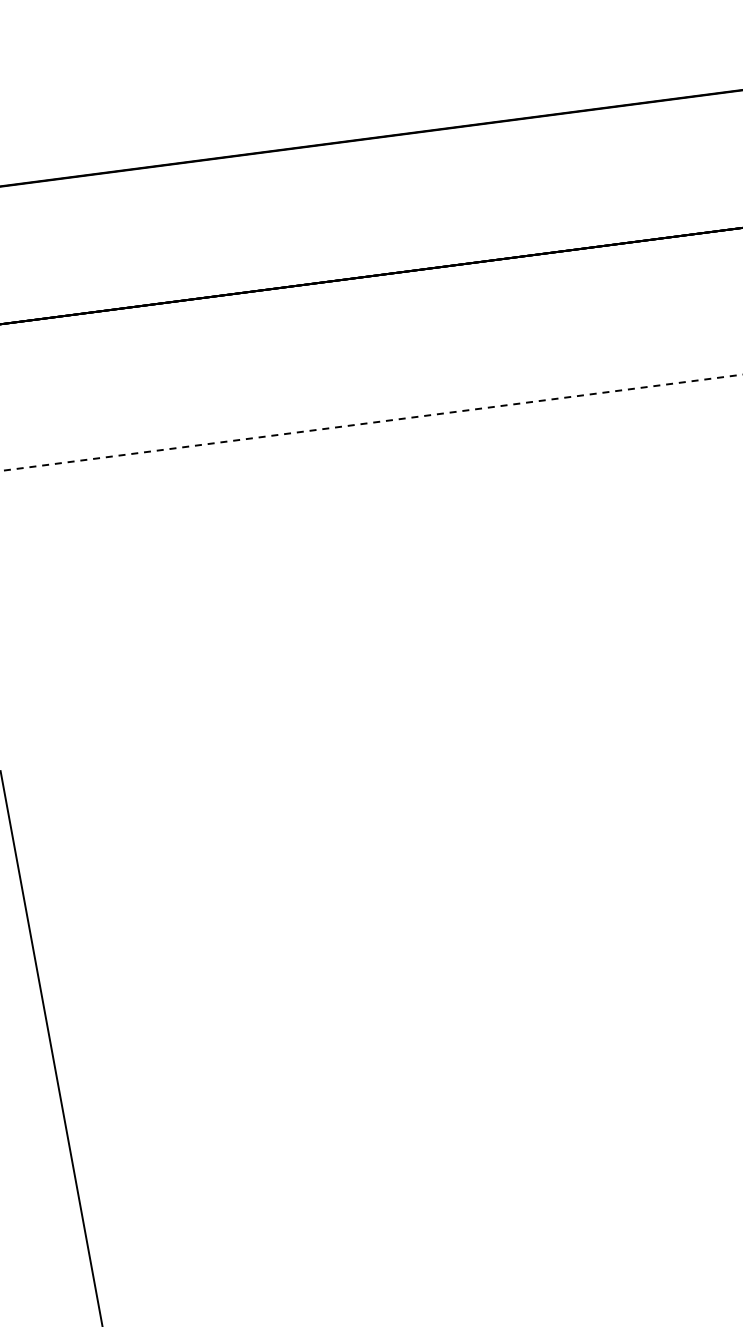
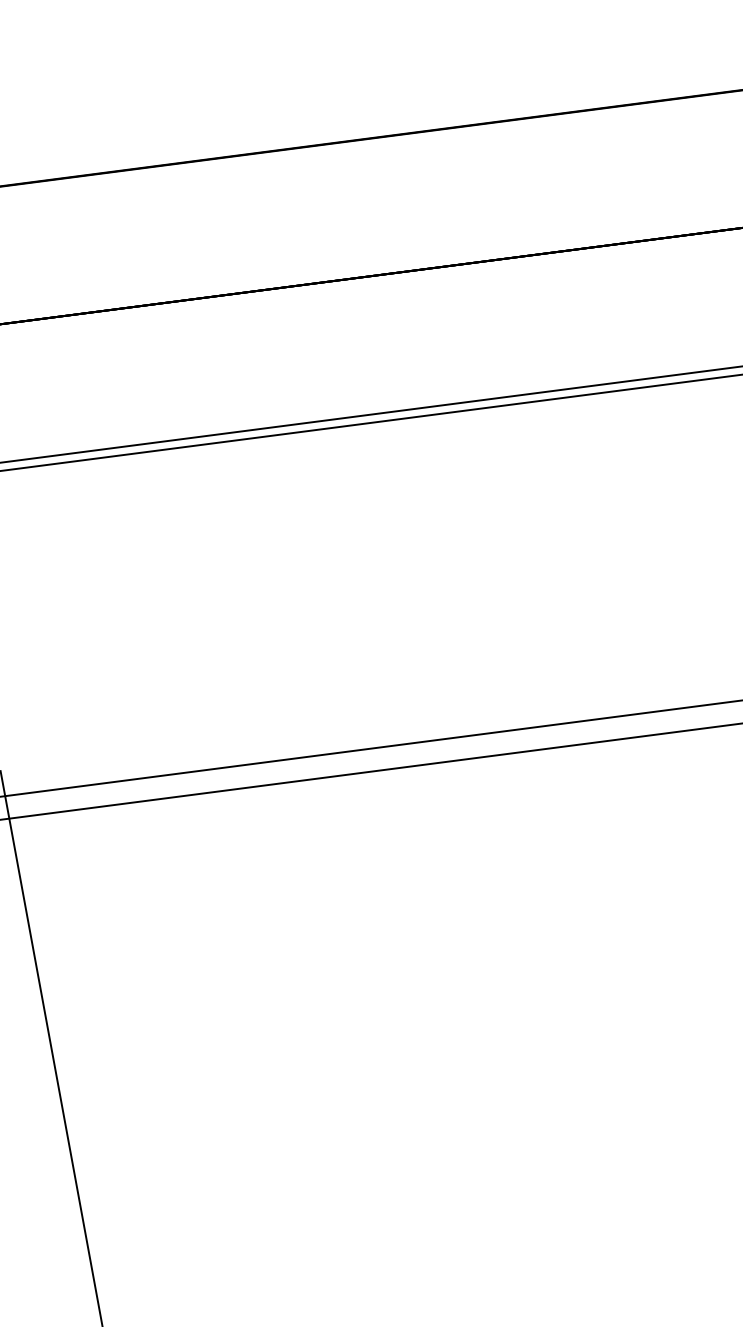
line: none -> present (370, 414)
line: dashed -> solid (371, 422)
line: none -> present (370, 748)
line: none -> present (370, 771)
